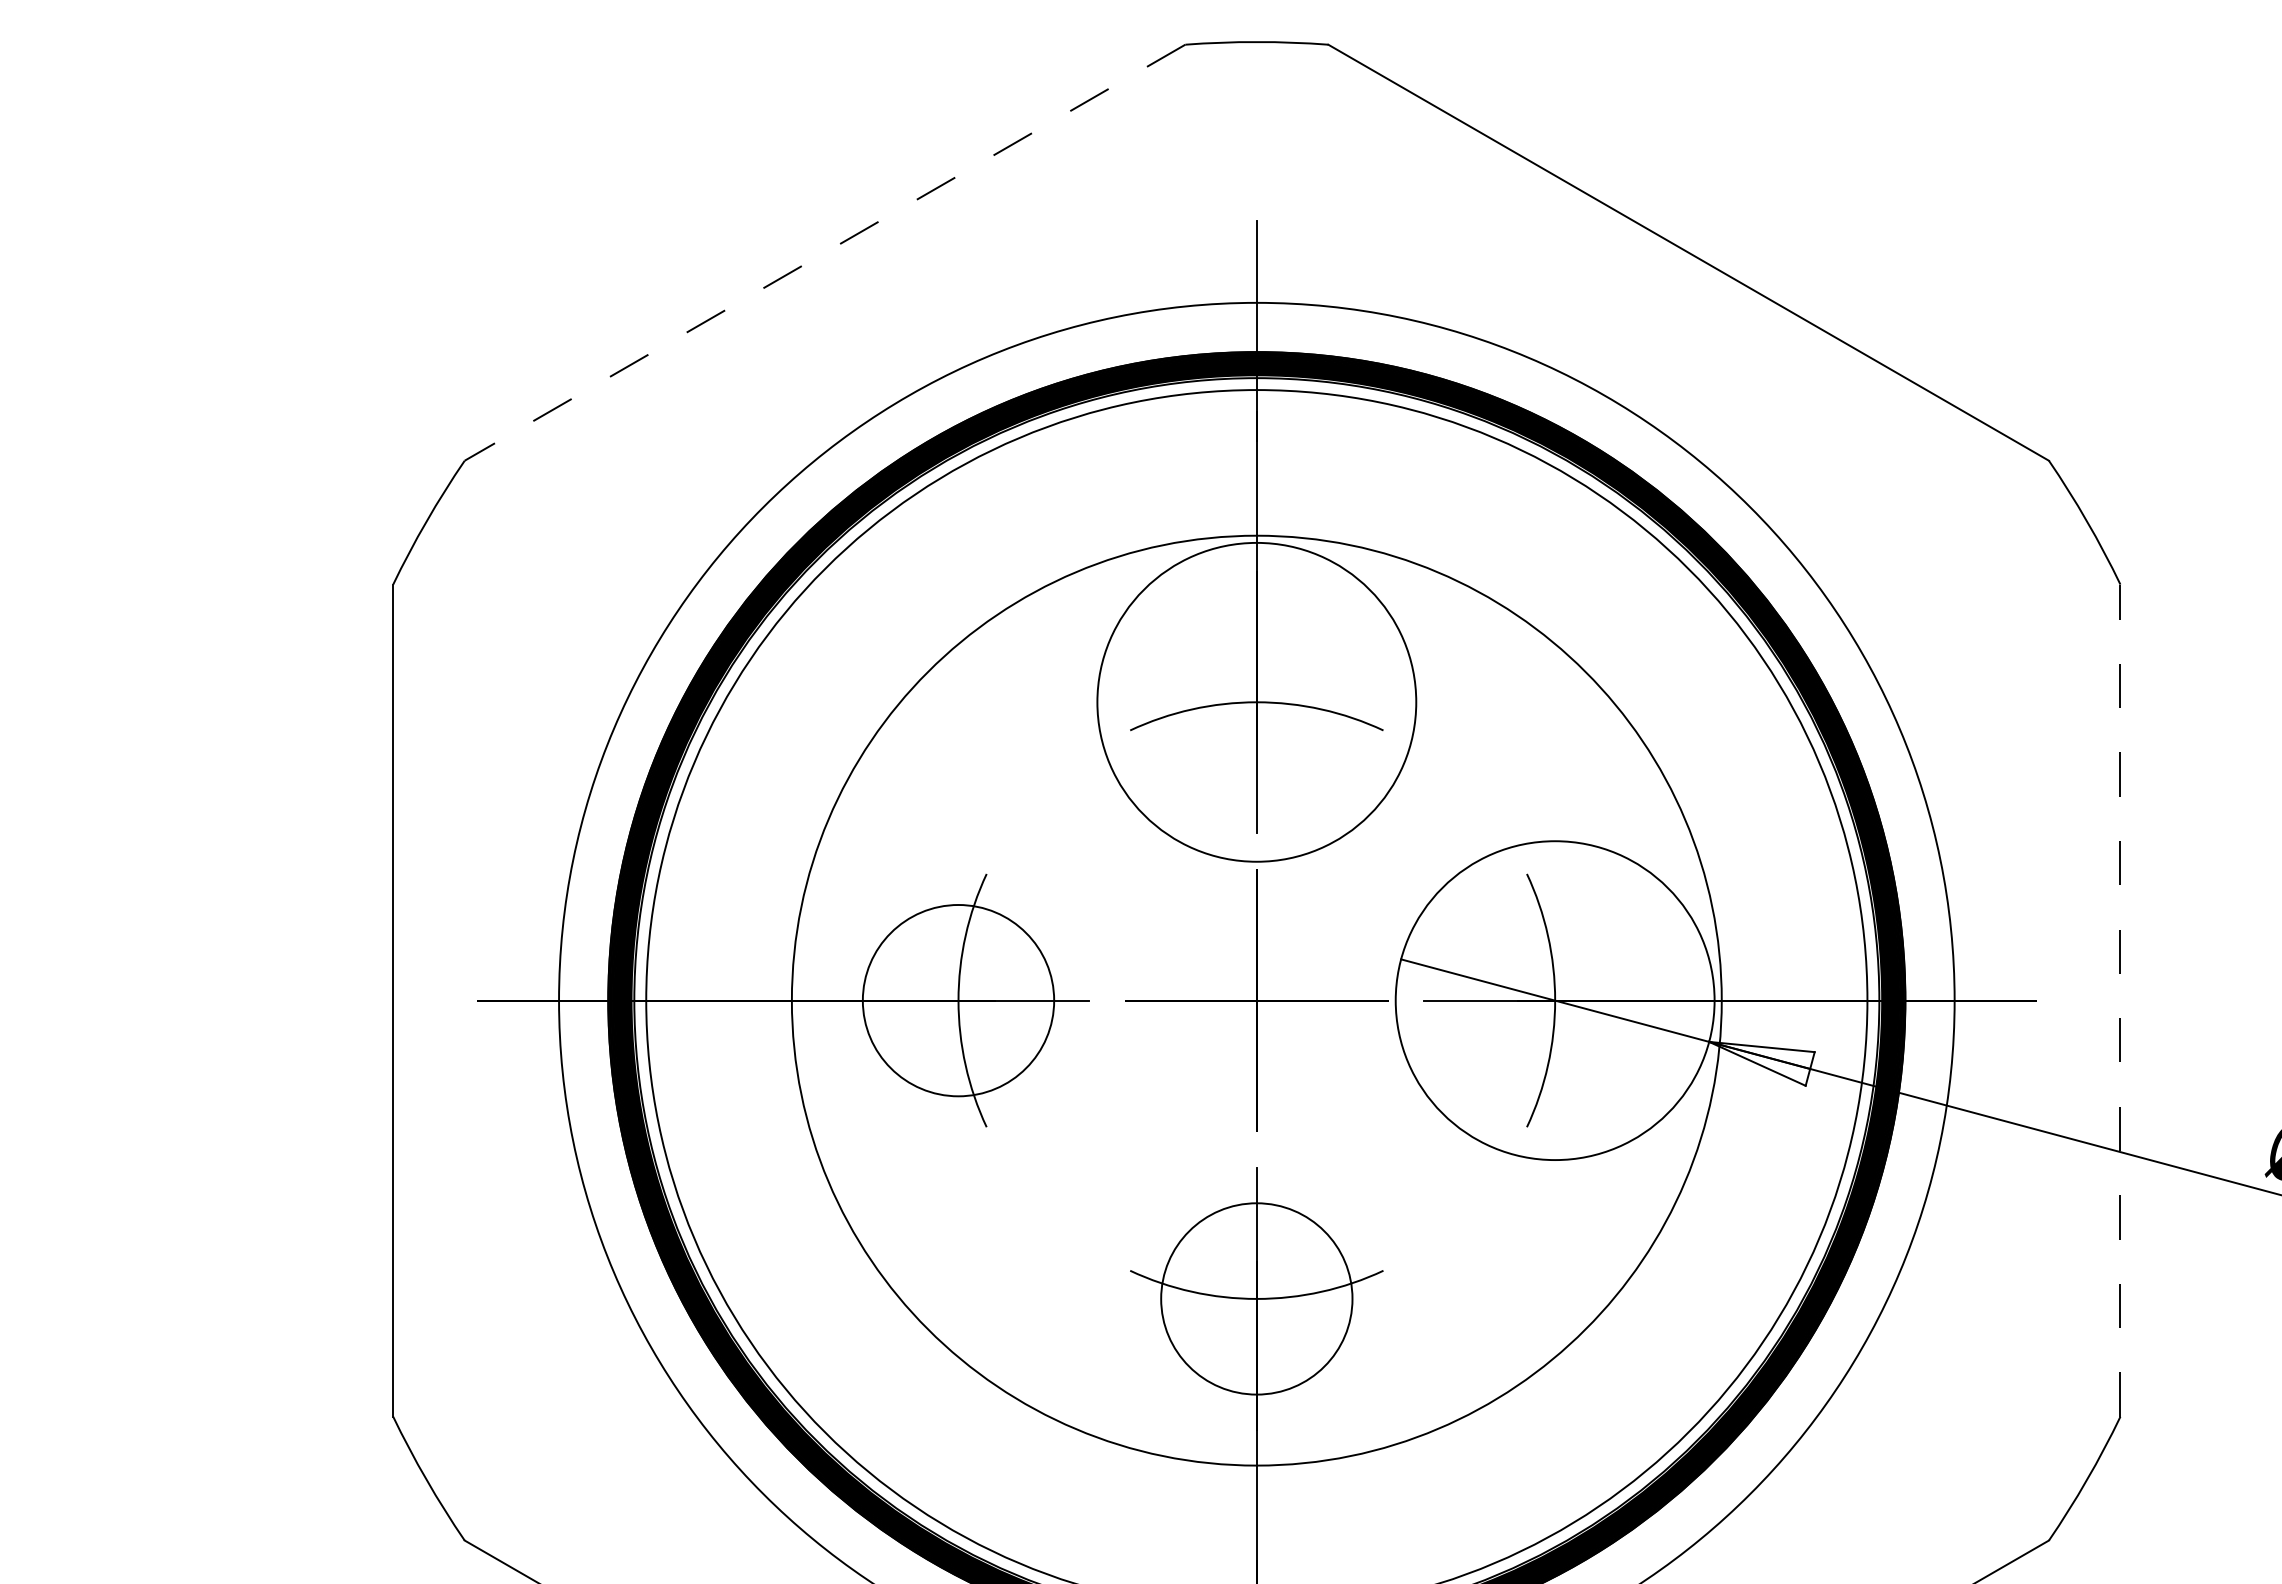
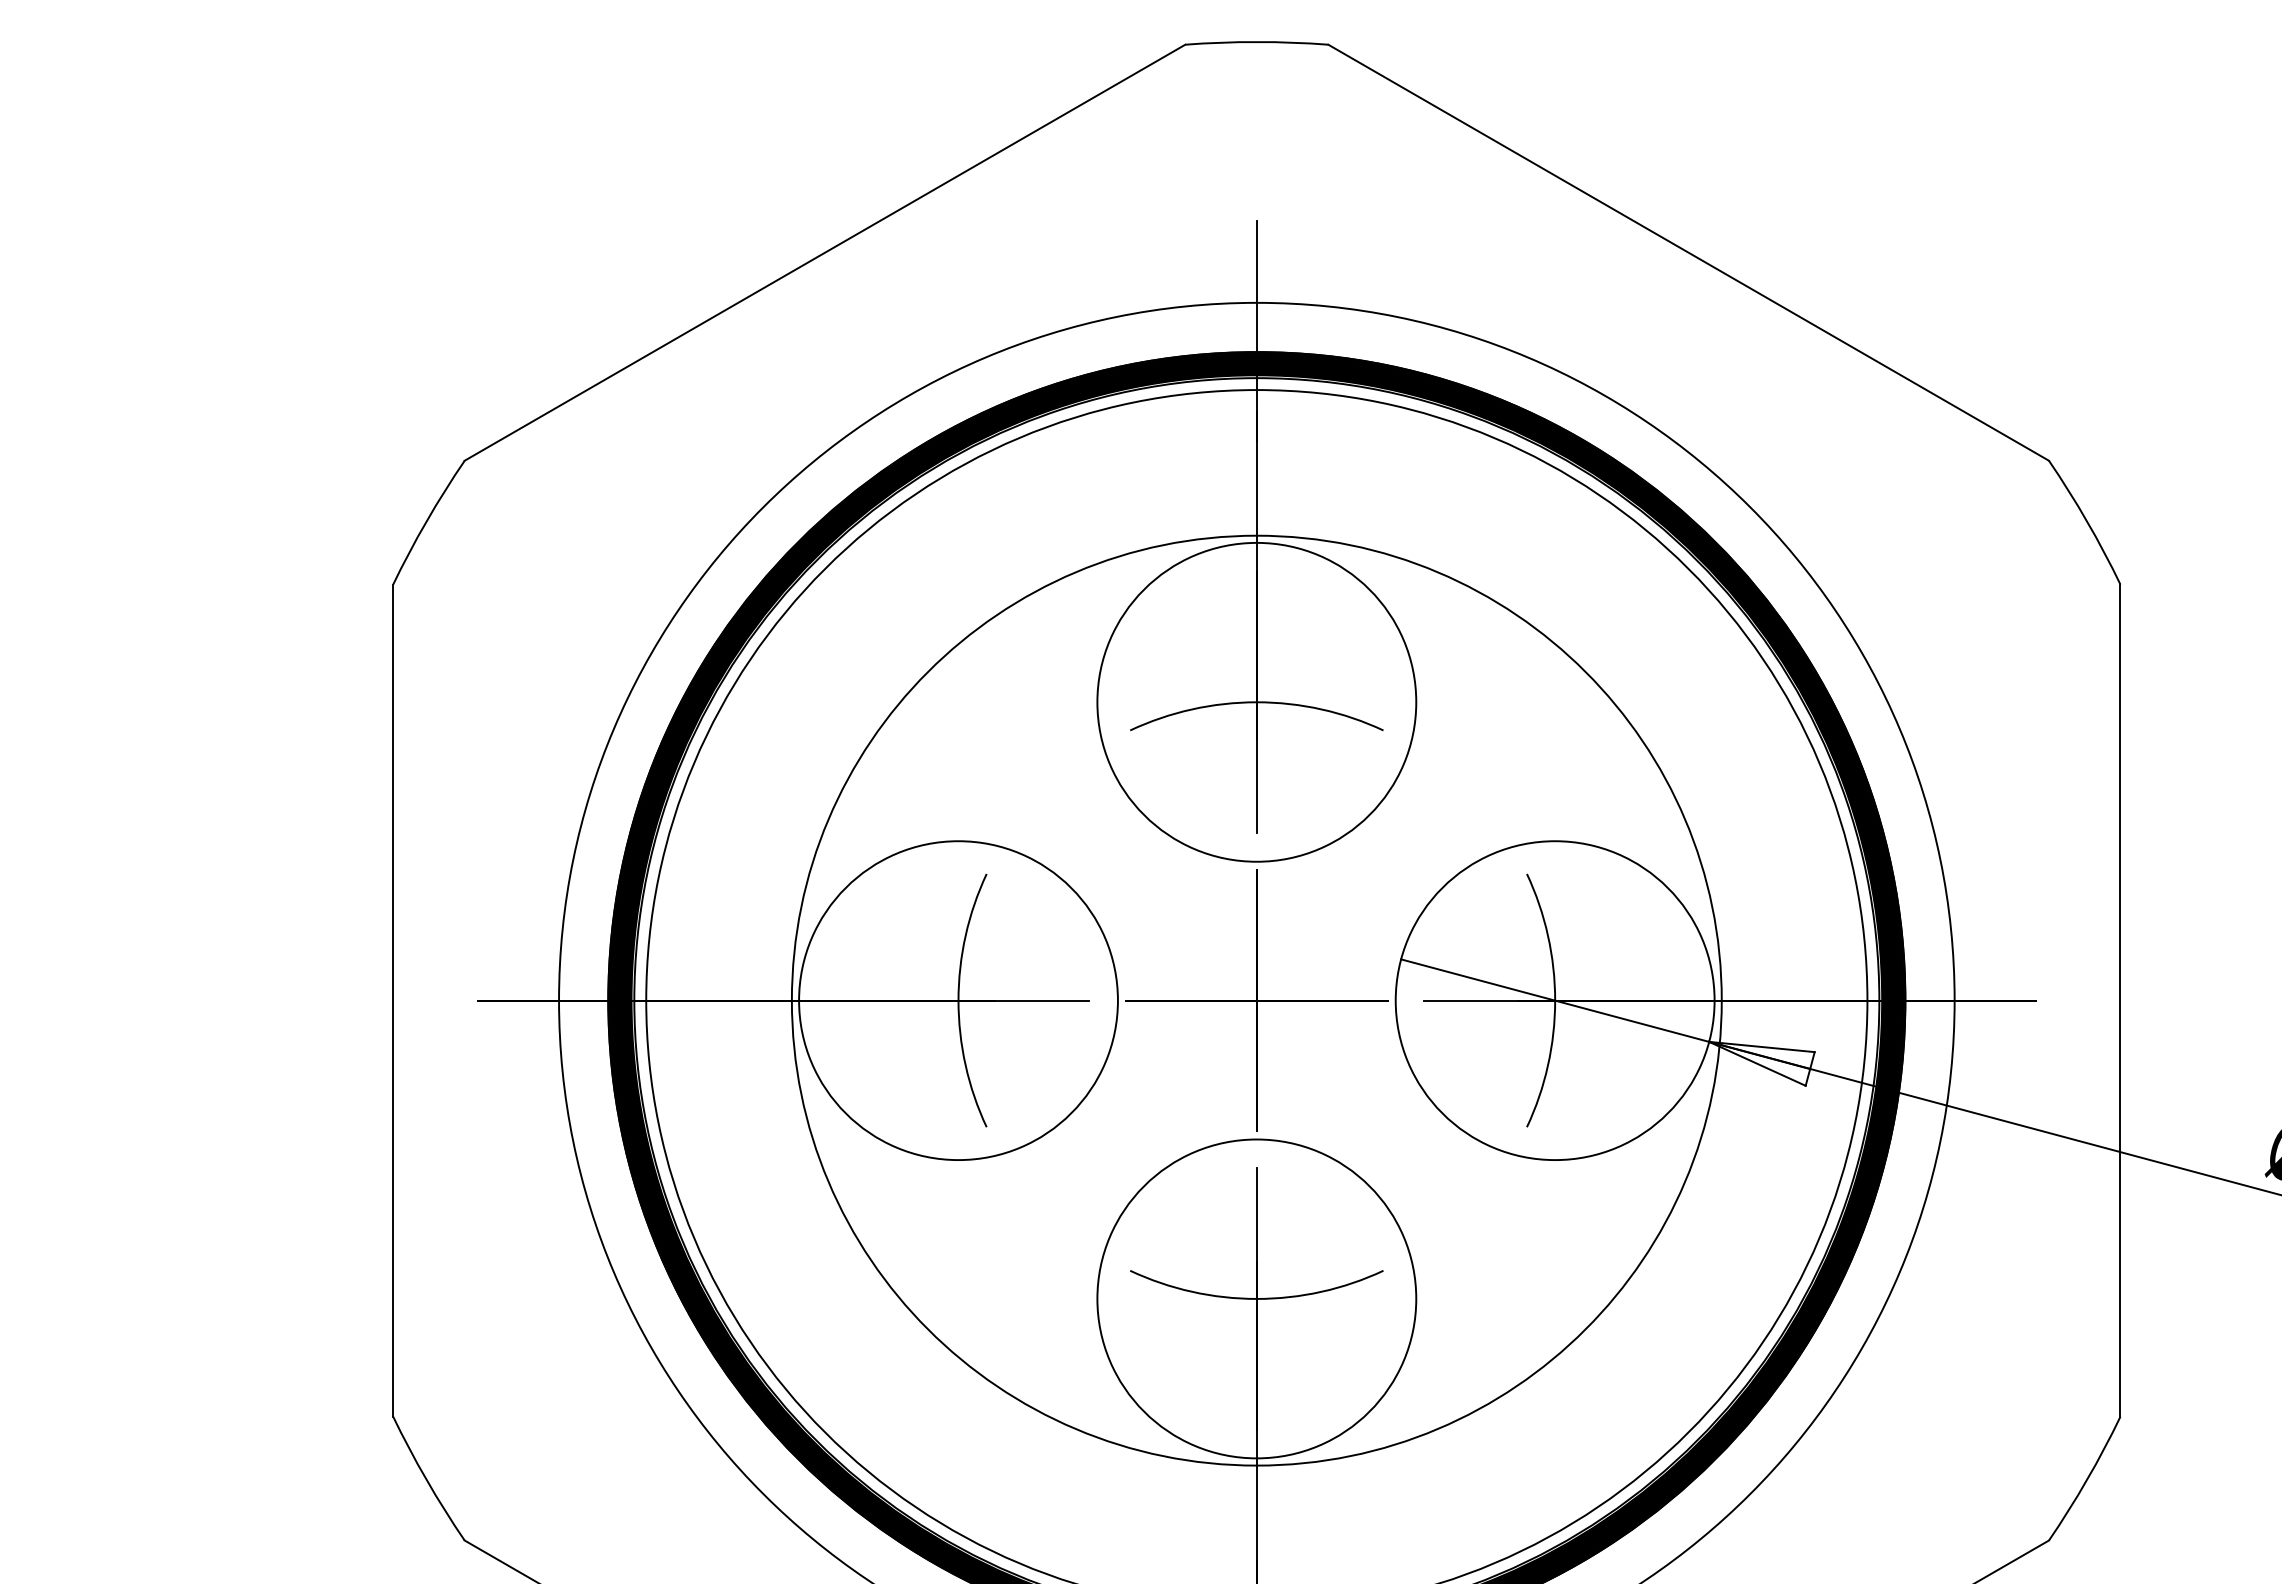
line: dashed -> solid (824, 252)
circle diameter: 191 px -> 319 px (958, 1000)
line: dashed -> solid (2120, 1000)
circle diameter: 191 px -> 319 px (1256, 1298)
